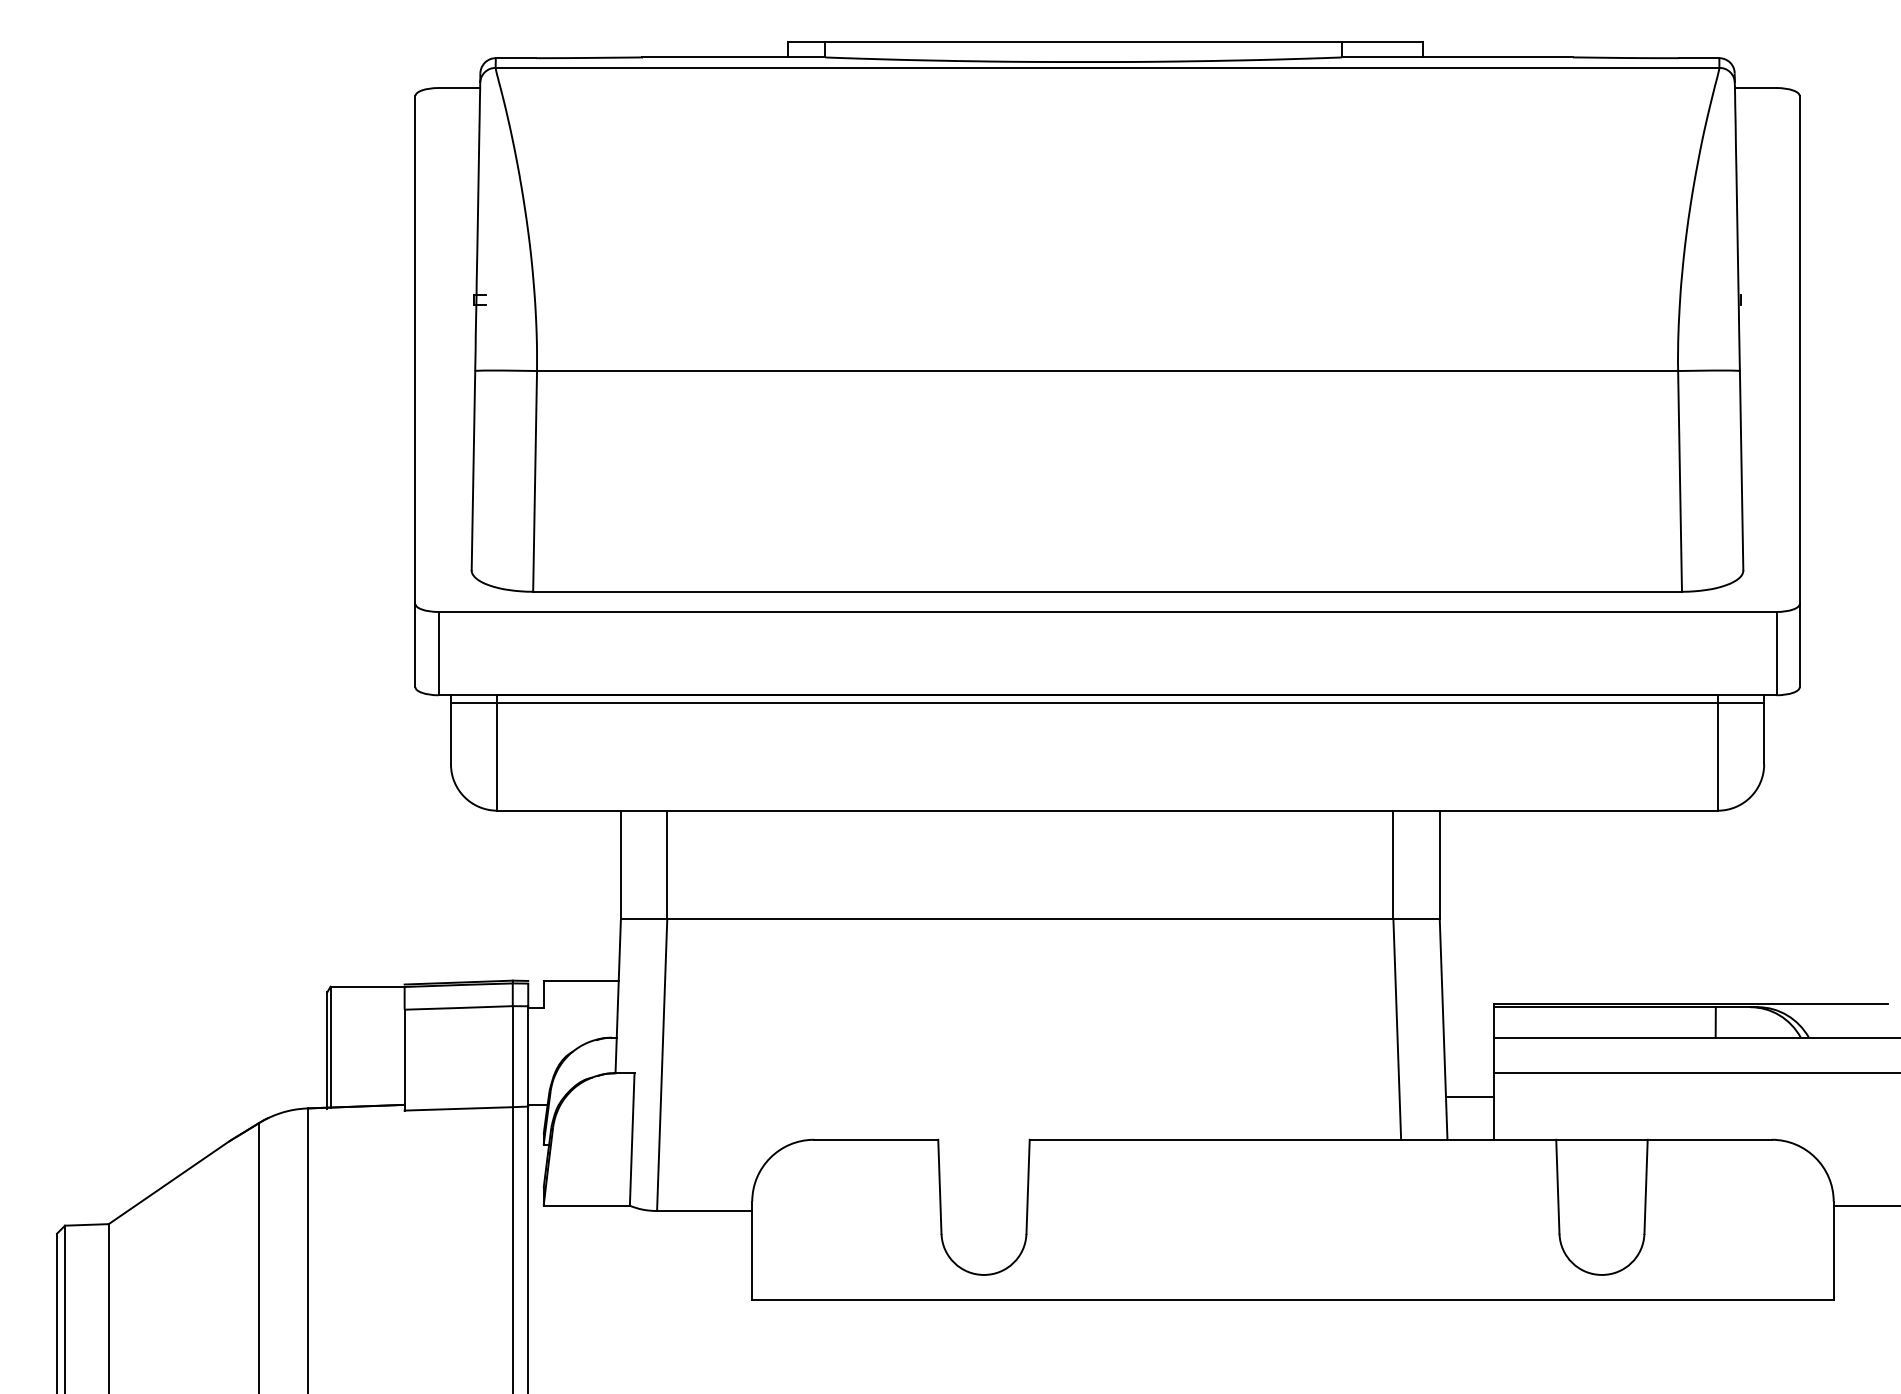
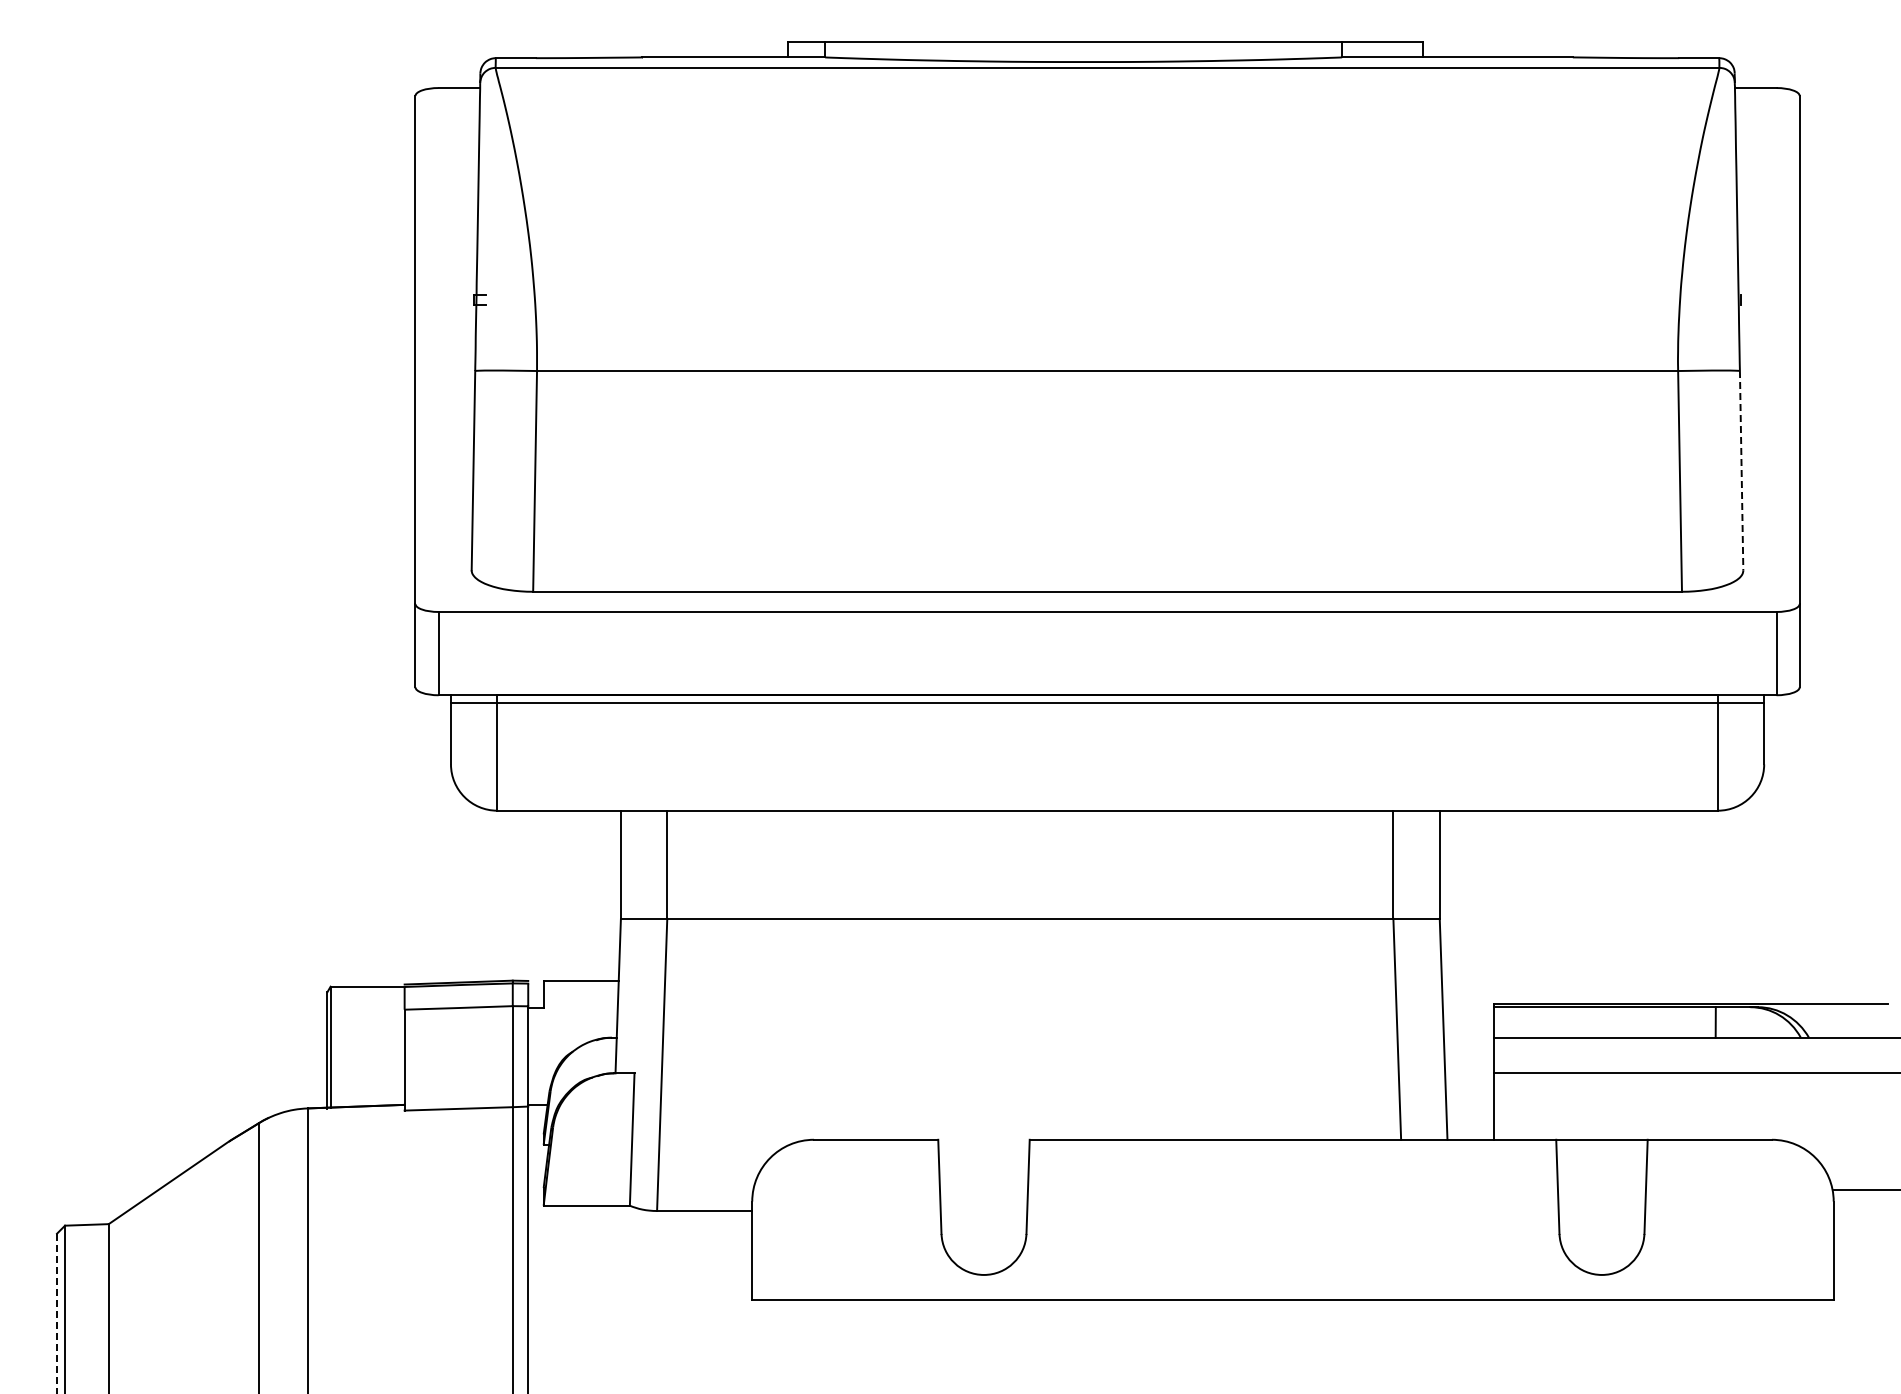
line: solid -> dashed (1741, 470)
line: present -> none (1469, 1096)
line position: (1865, 1205) -> (1865, 1189) (1865, 1189)
line: solid -> dashed (57, 1313)
